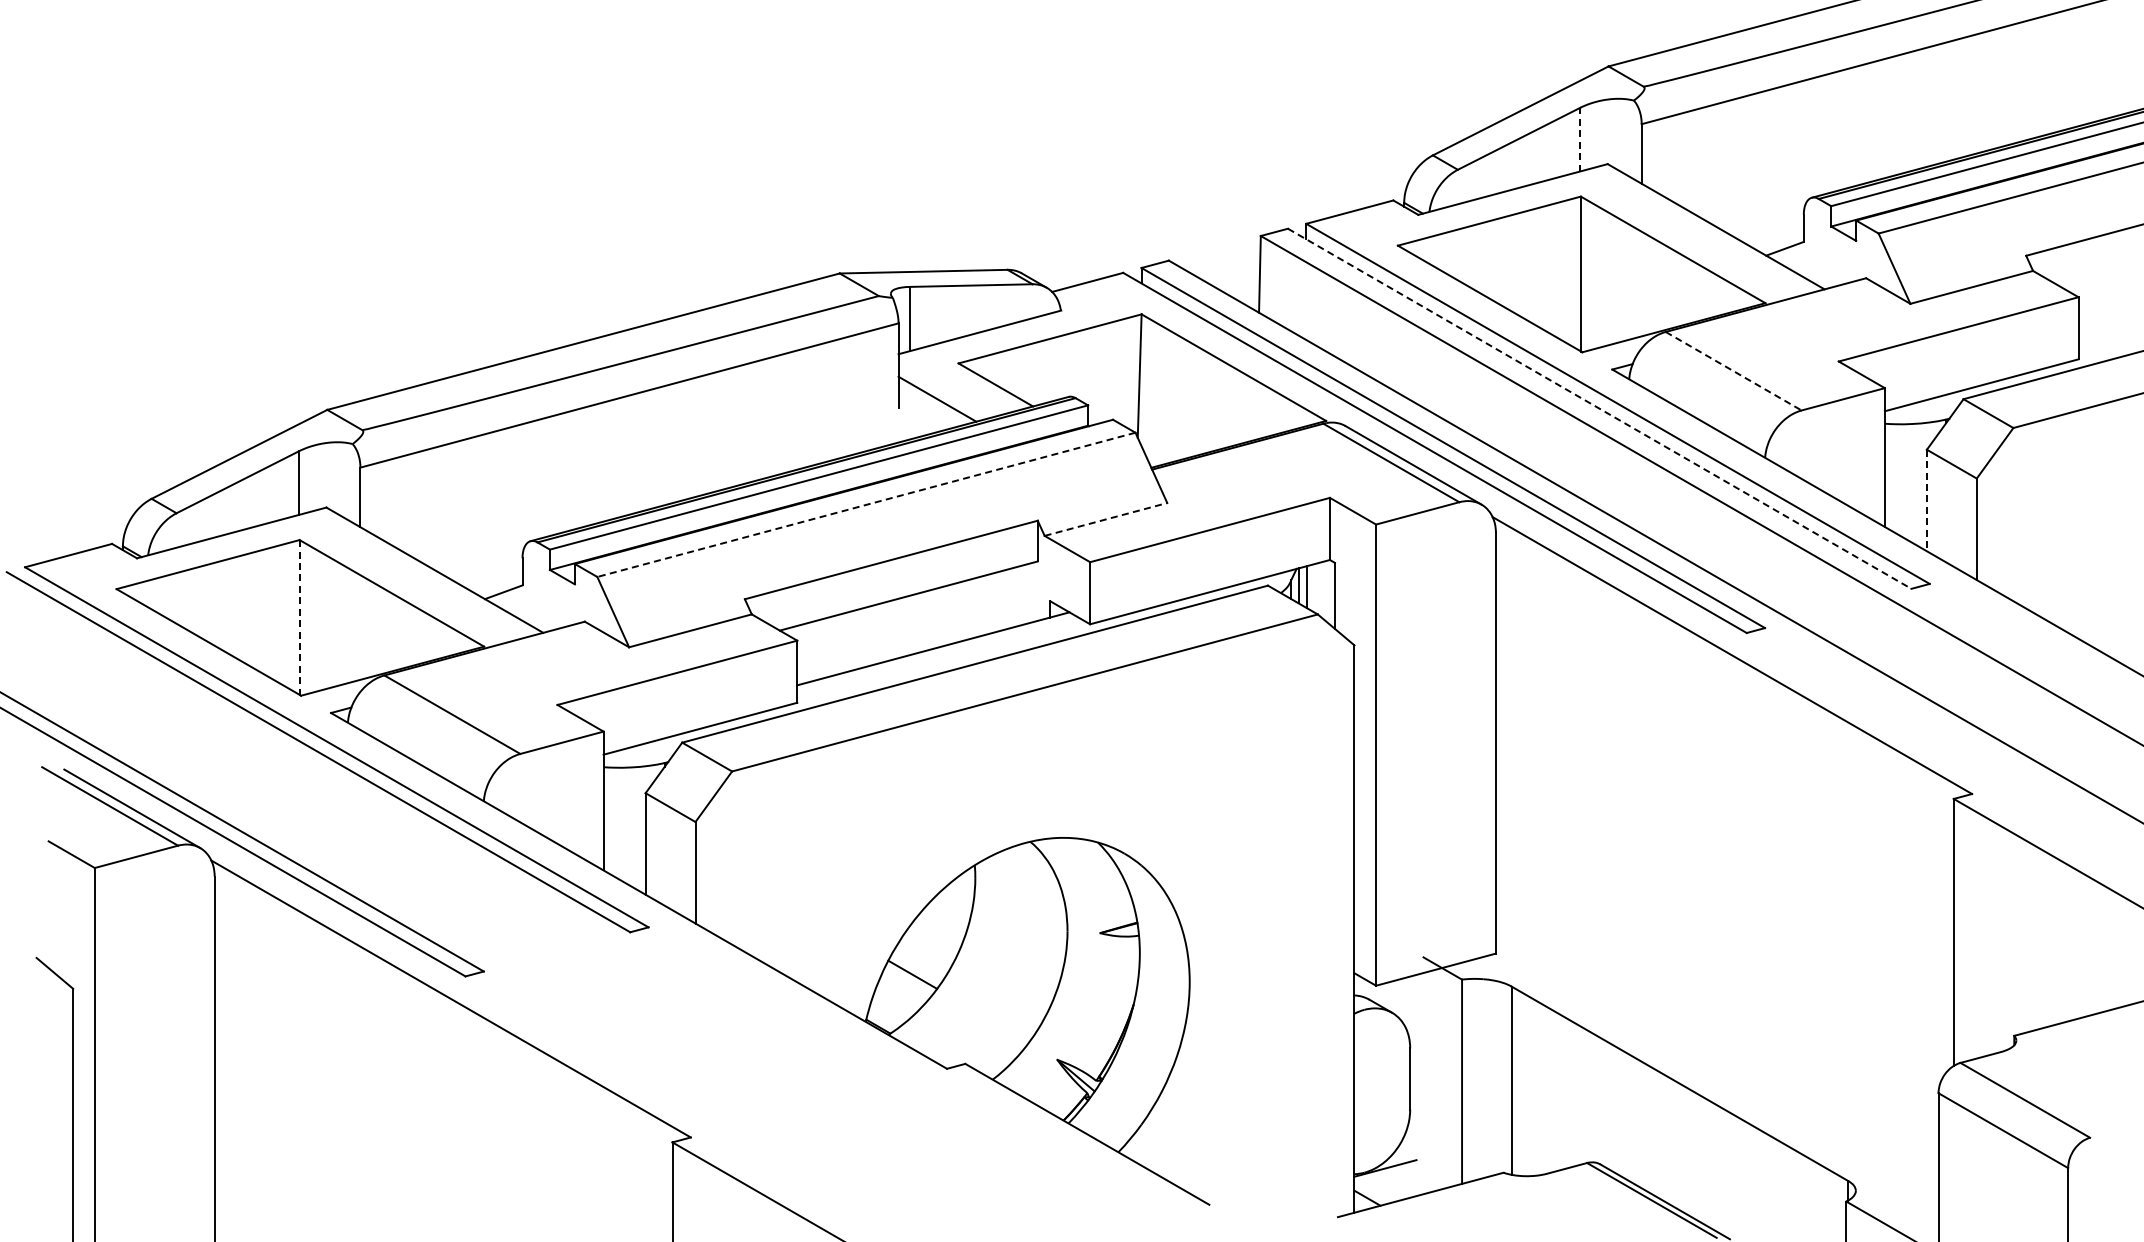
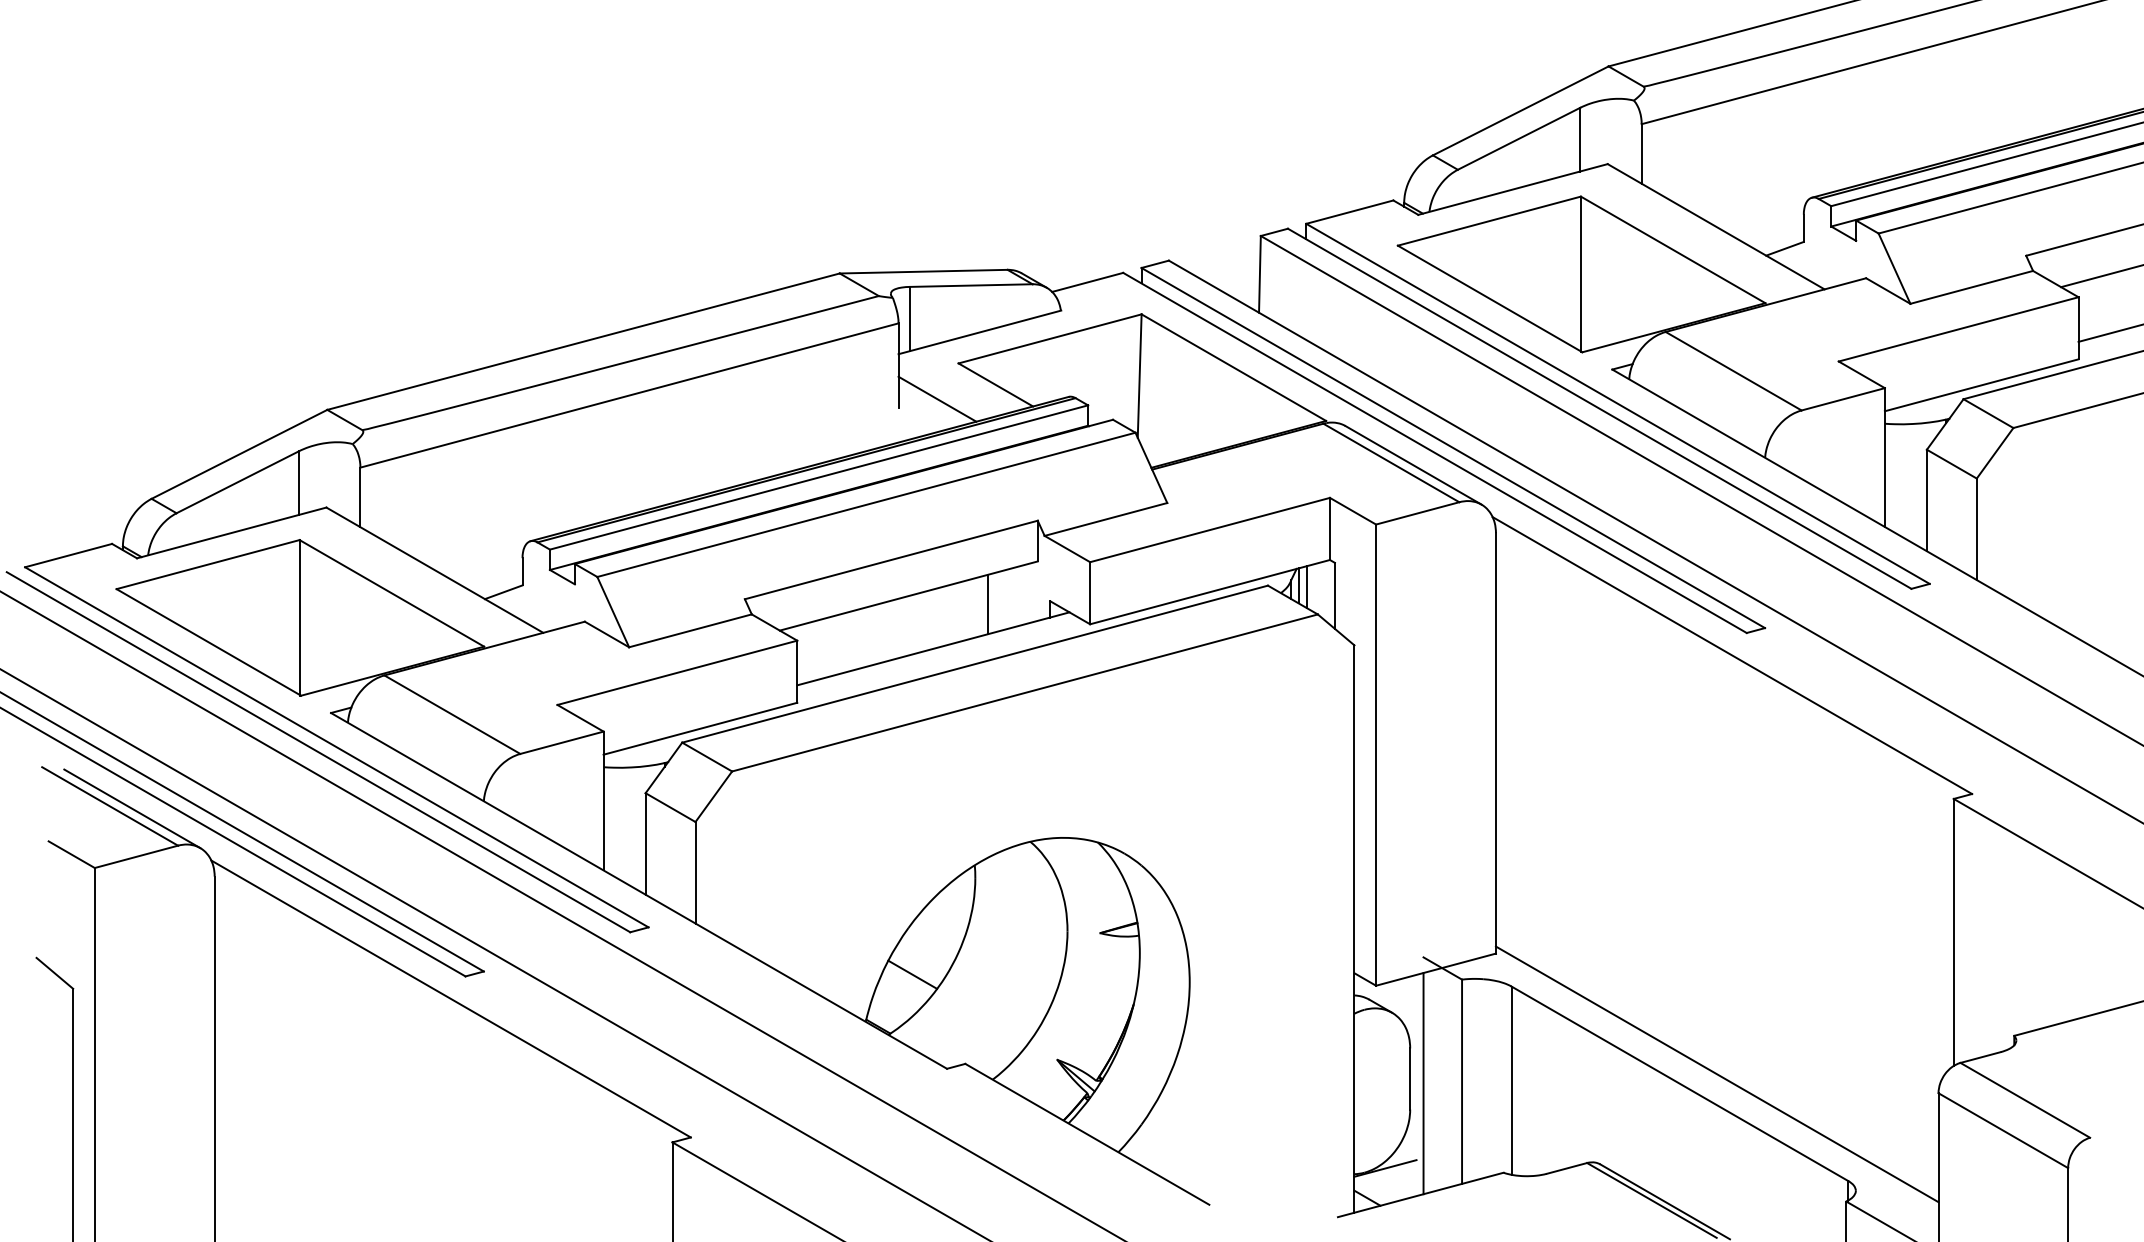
line: dashed -> solid (1580, 139)
line: none -> present (2100, 276)
line: none -> present (2109, 333)
line: dashed -> solid (1734, 371)
line: dashed -> solid (1600, 409)
line: dashed -> solid (1926, 500)
line: dashed -> solid (866, 504)
line: dashed -> solid (1106, 519)
line: none -> present (987, 604)
line: dashed -> solid (299, 617)
line: none -> present (561, 915)
line: none -> present (494, 954)
line: none -> present (1716, 1074)
line: none -> present (1423, 1083)
